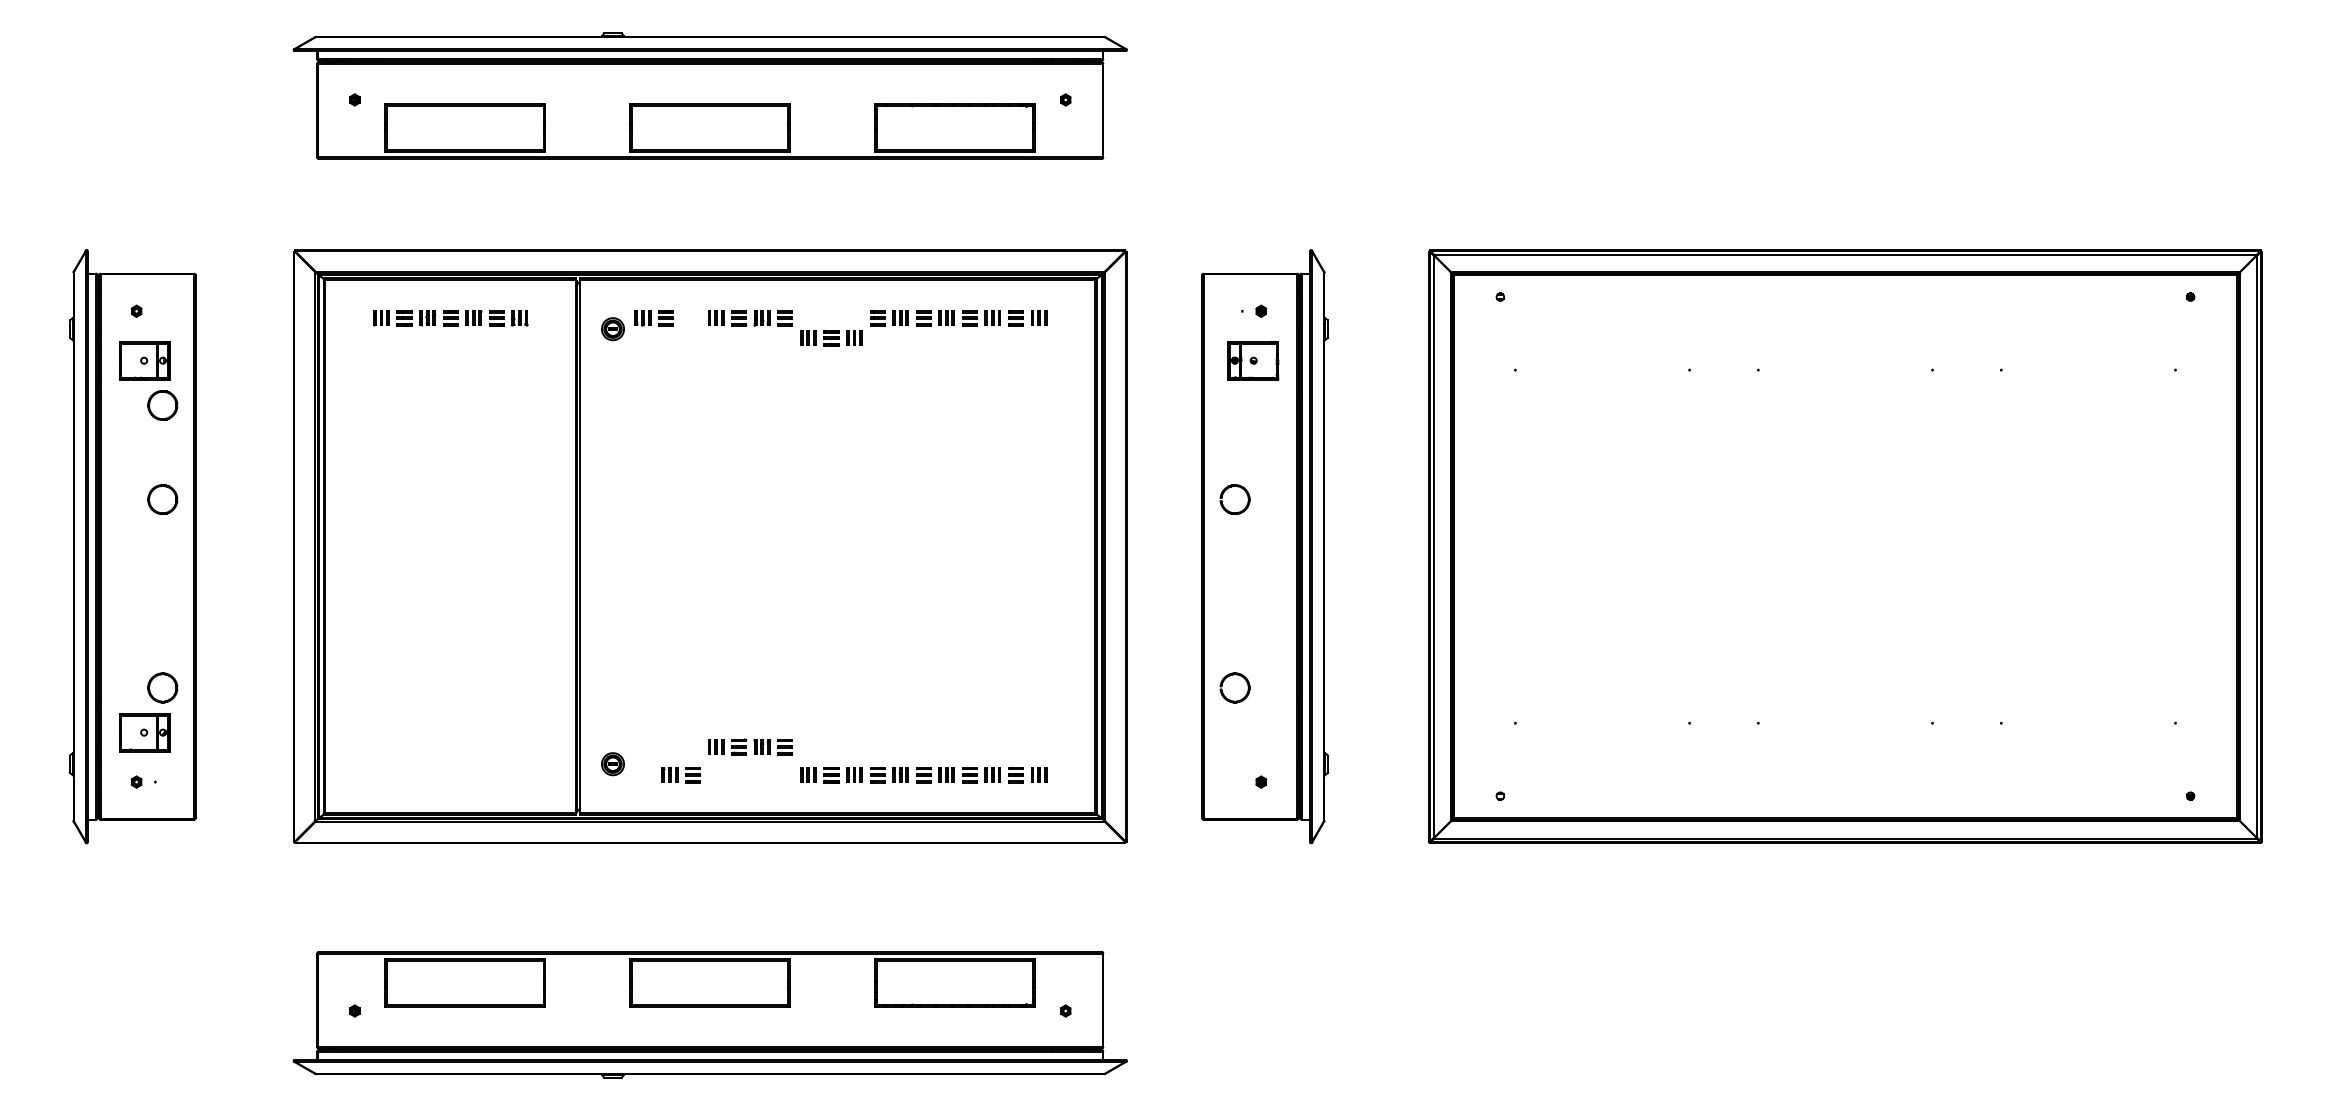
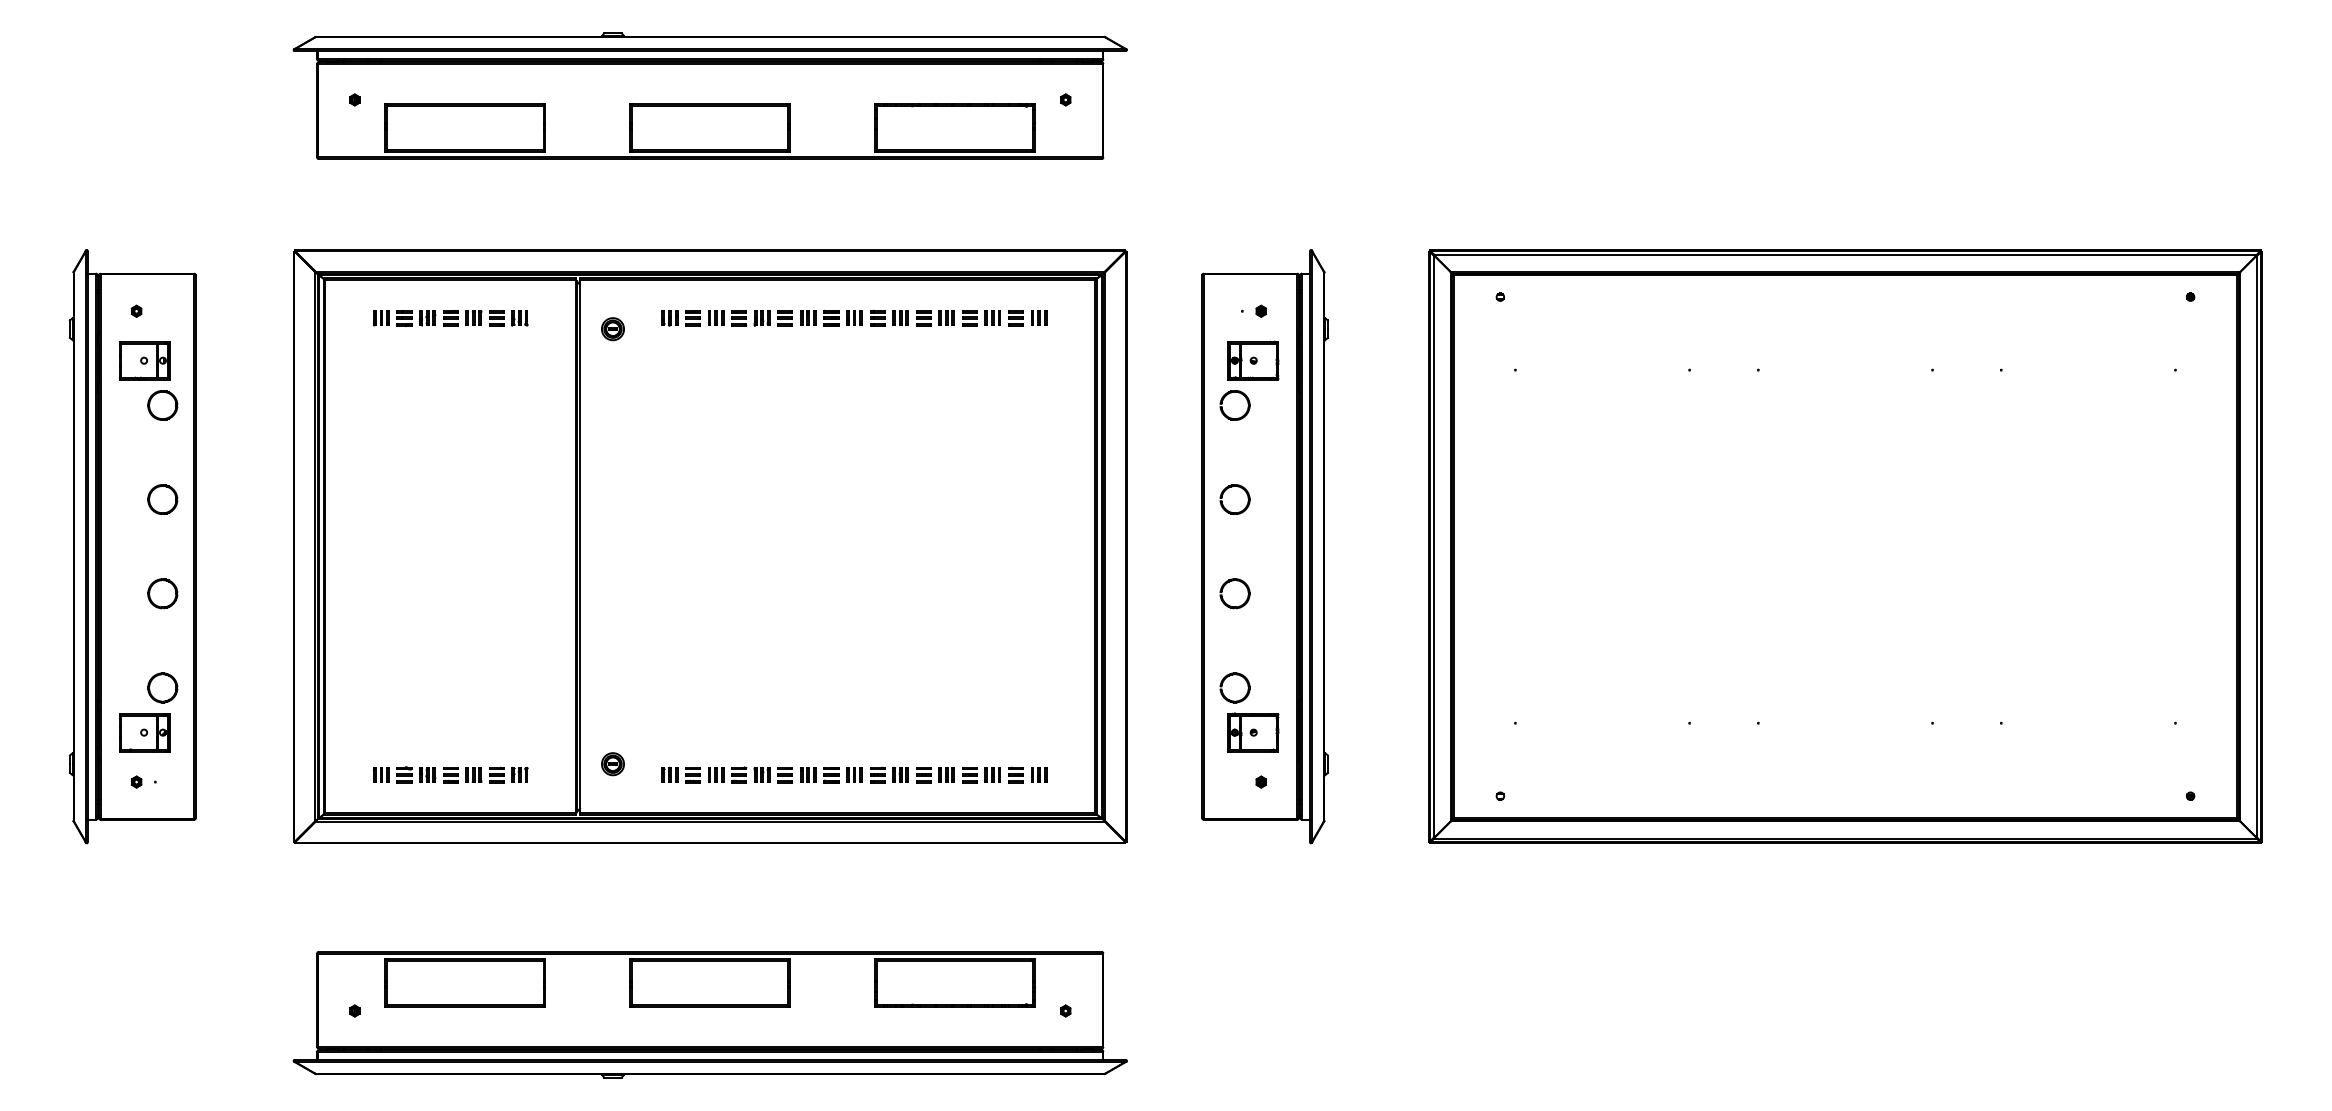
part position: (653, 318) -> (680, 318) (680, 318)
part position: (831, 337) -> (831, 317) (831, 317)
part: none -> present (1226, 396)
part: none -> present (162, 593)
part: none -> present (1234, 593)
part: none -> present (1253, 732)
part position: (750, 746) -> (750, 774) (750, 774)
part: none -> present (450, 774)
